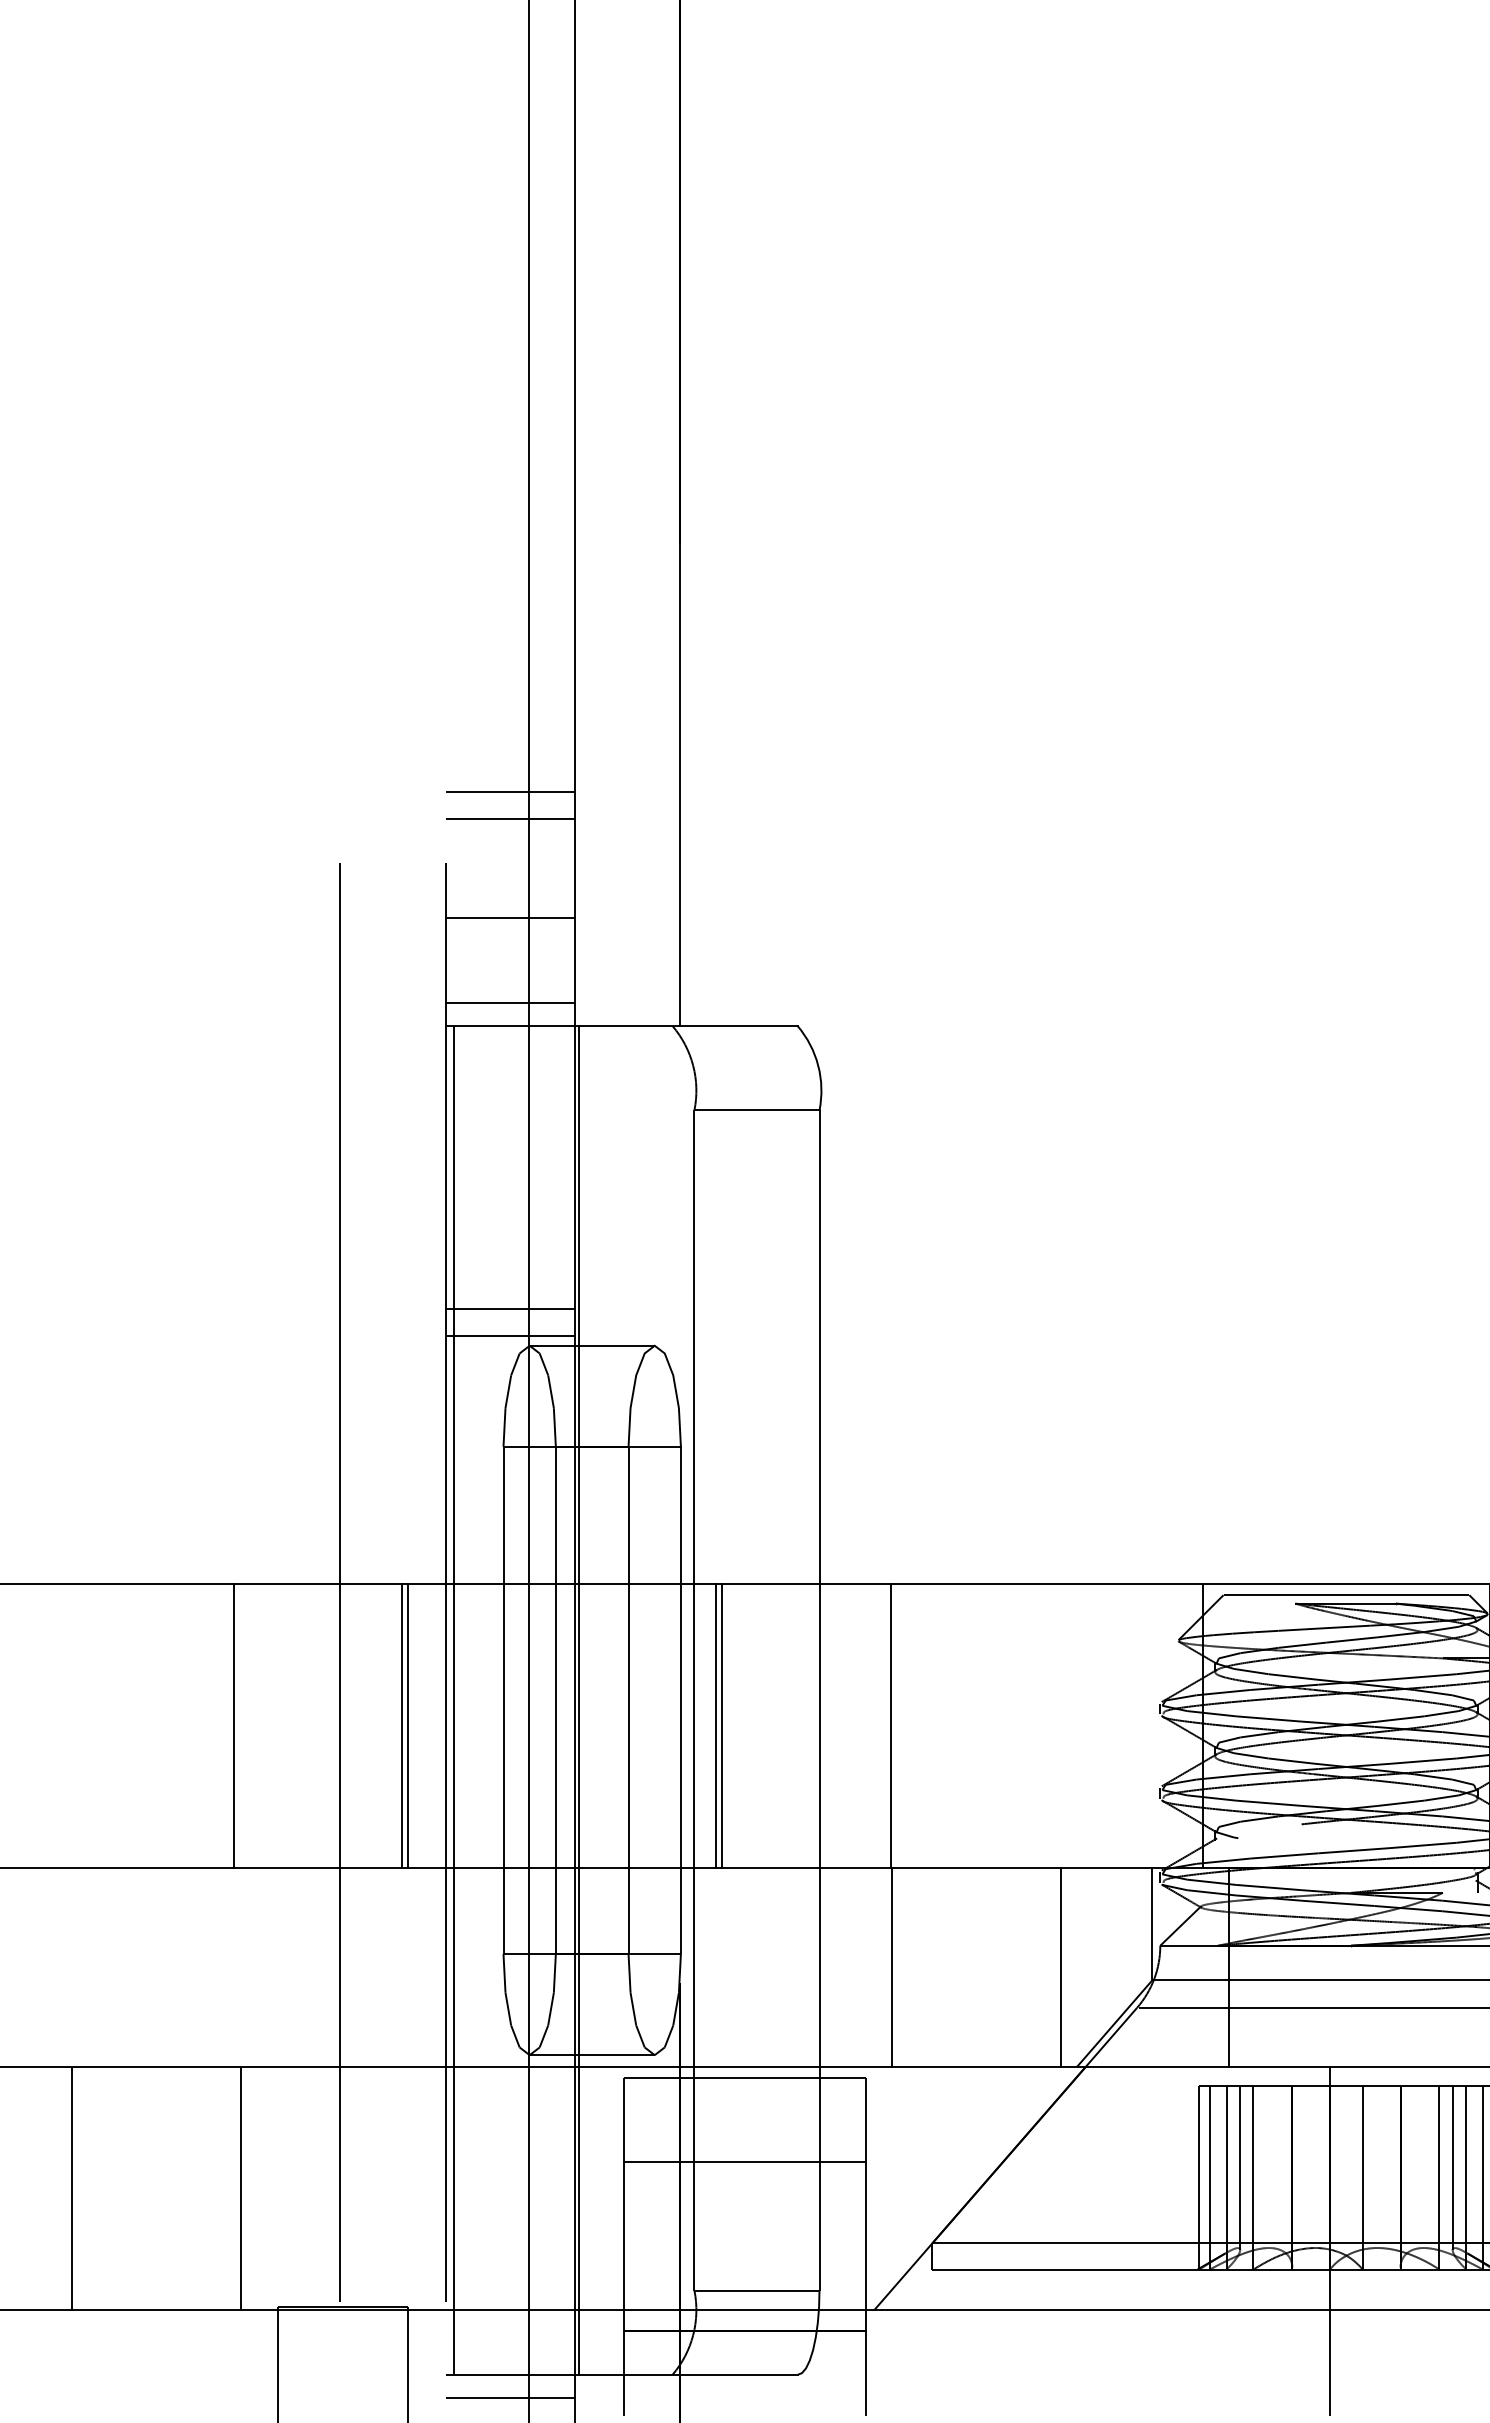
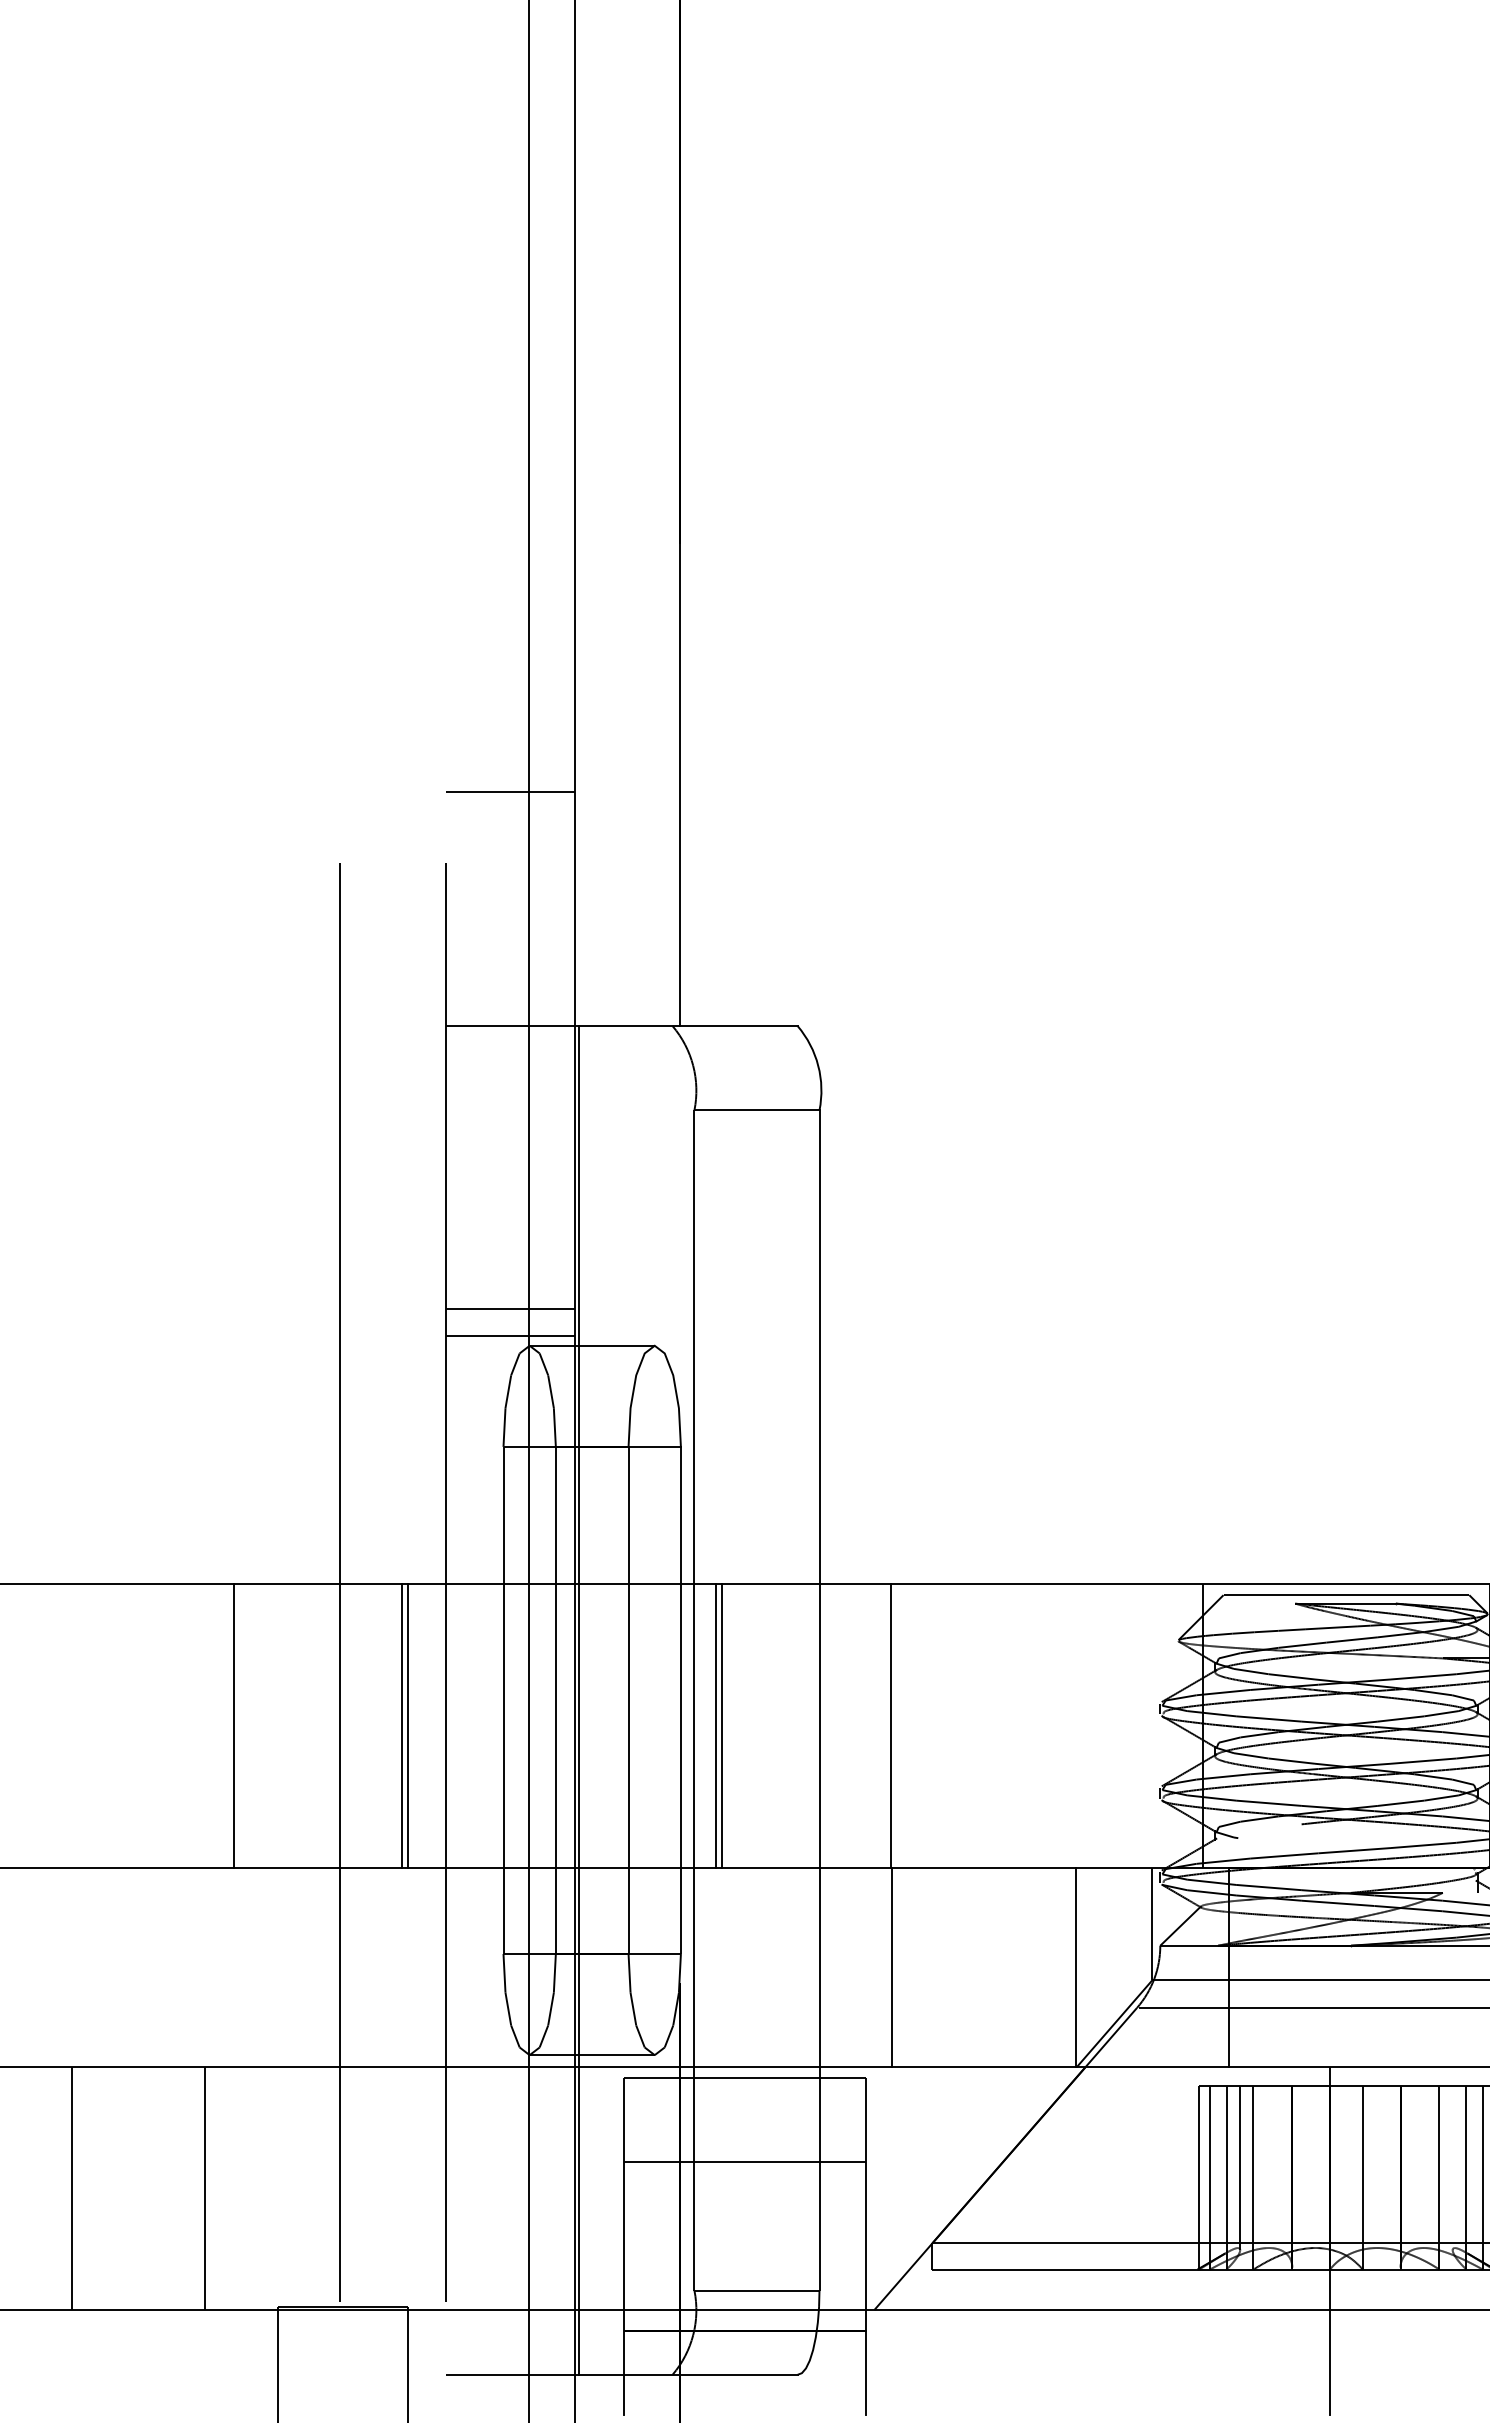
line: present -> none (509, 818)
line: present -> none (509, 918)
line: present -> none (509, 1002)
line: present -> none (453, 1700)
line position: (1060, 1967) -> (1075, 1967) (1075, 1967)
line: present -> none (1452, 2168)
line position: (240, 2188) -> (204, 2188) (204, 2188)
line: present -> none (509, 2398)
